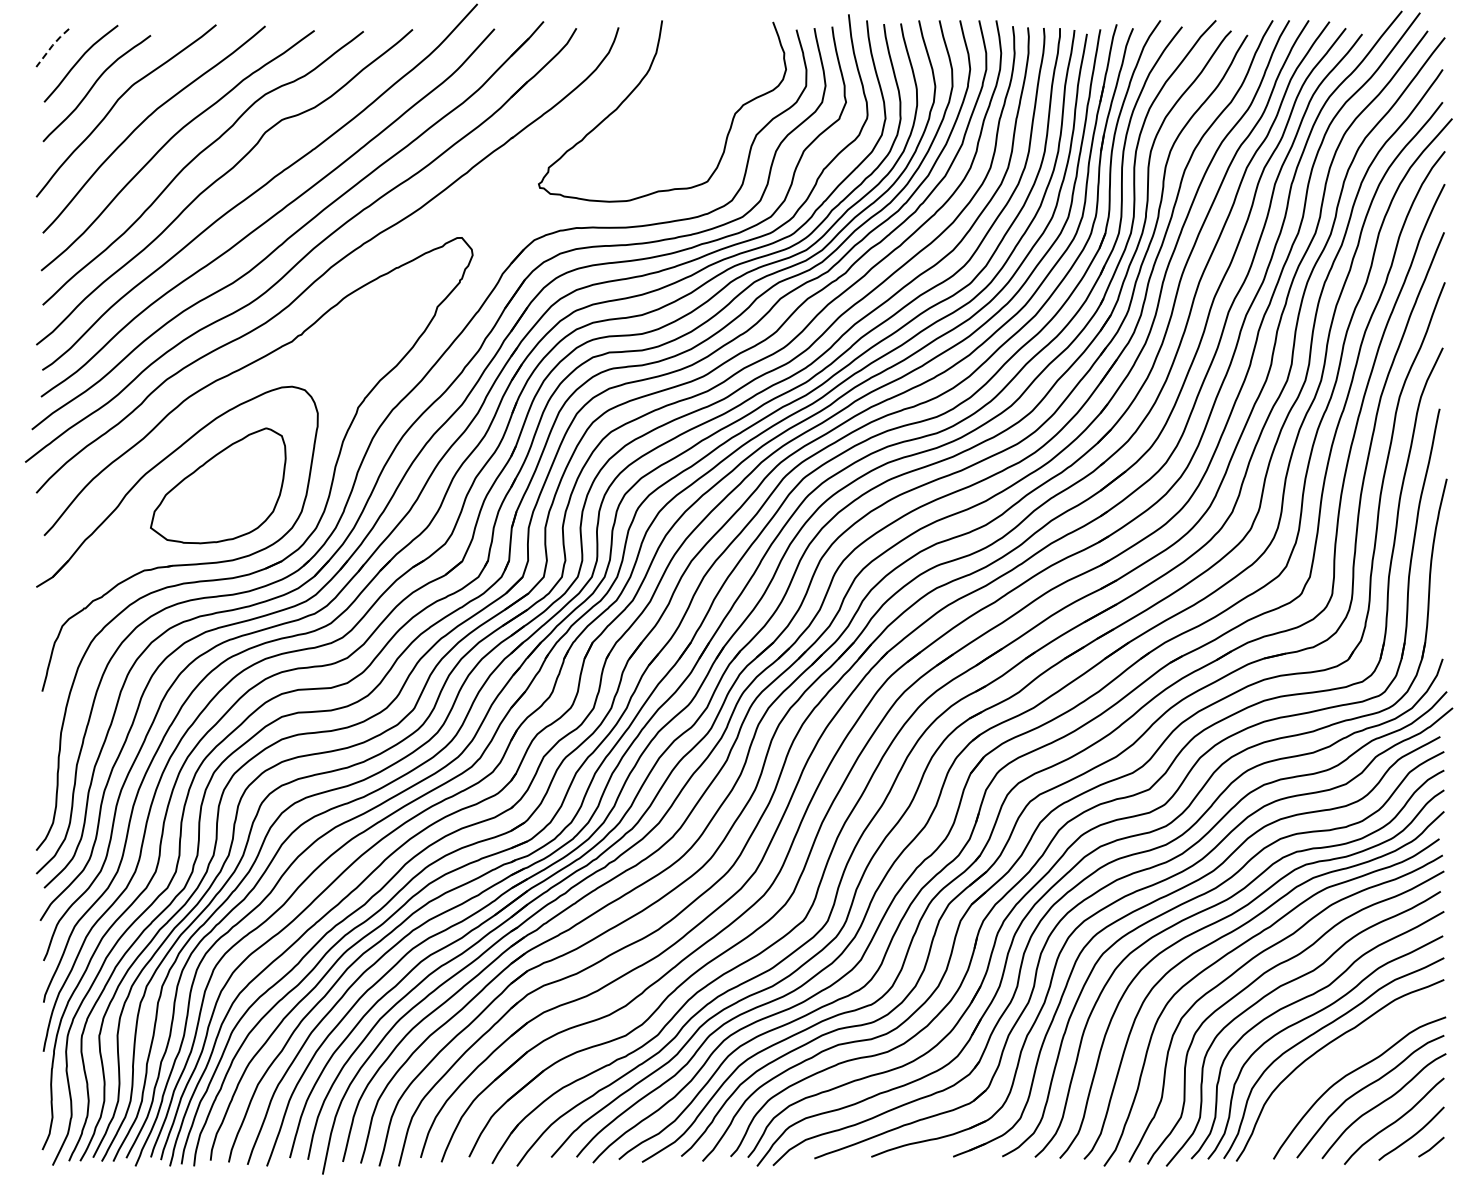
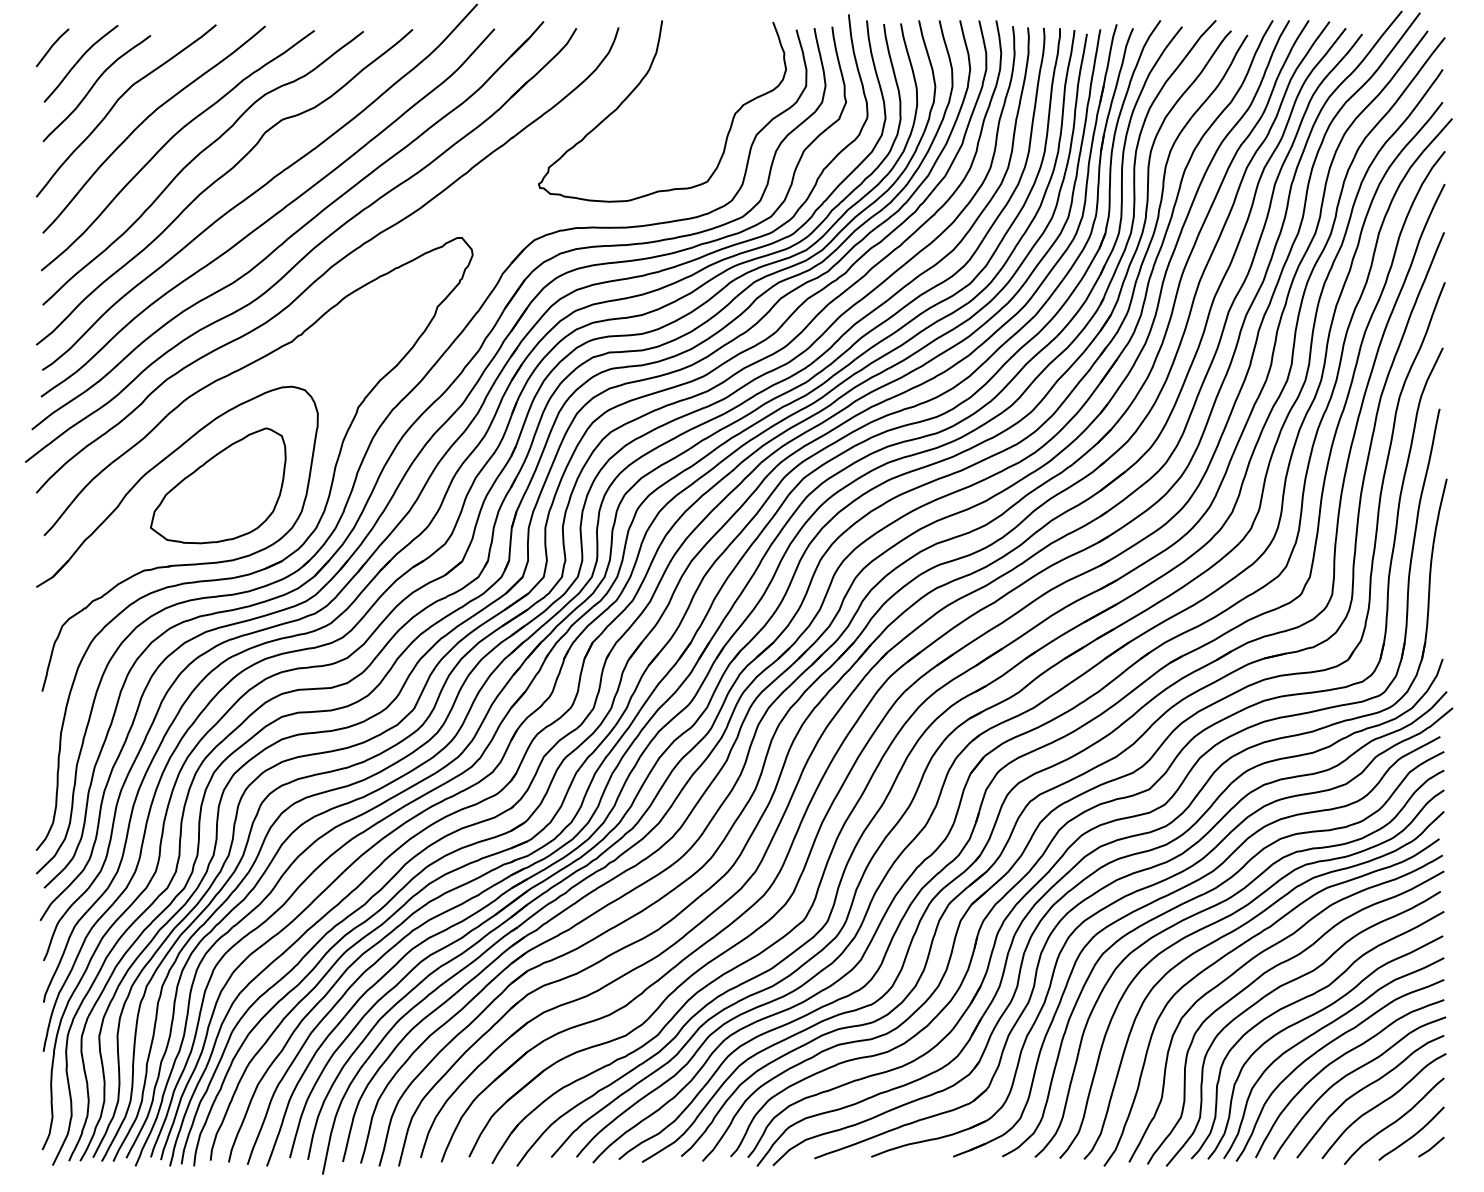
line: dashed -> solid (52, 46)
curve: none -> present (1338, 1059)
